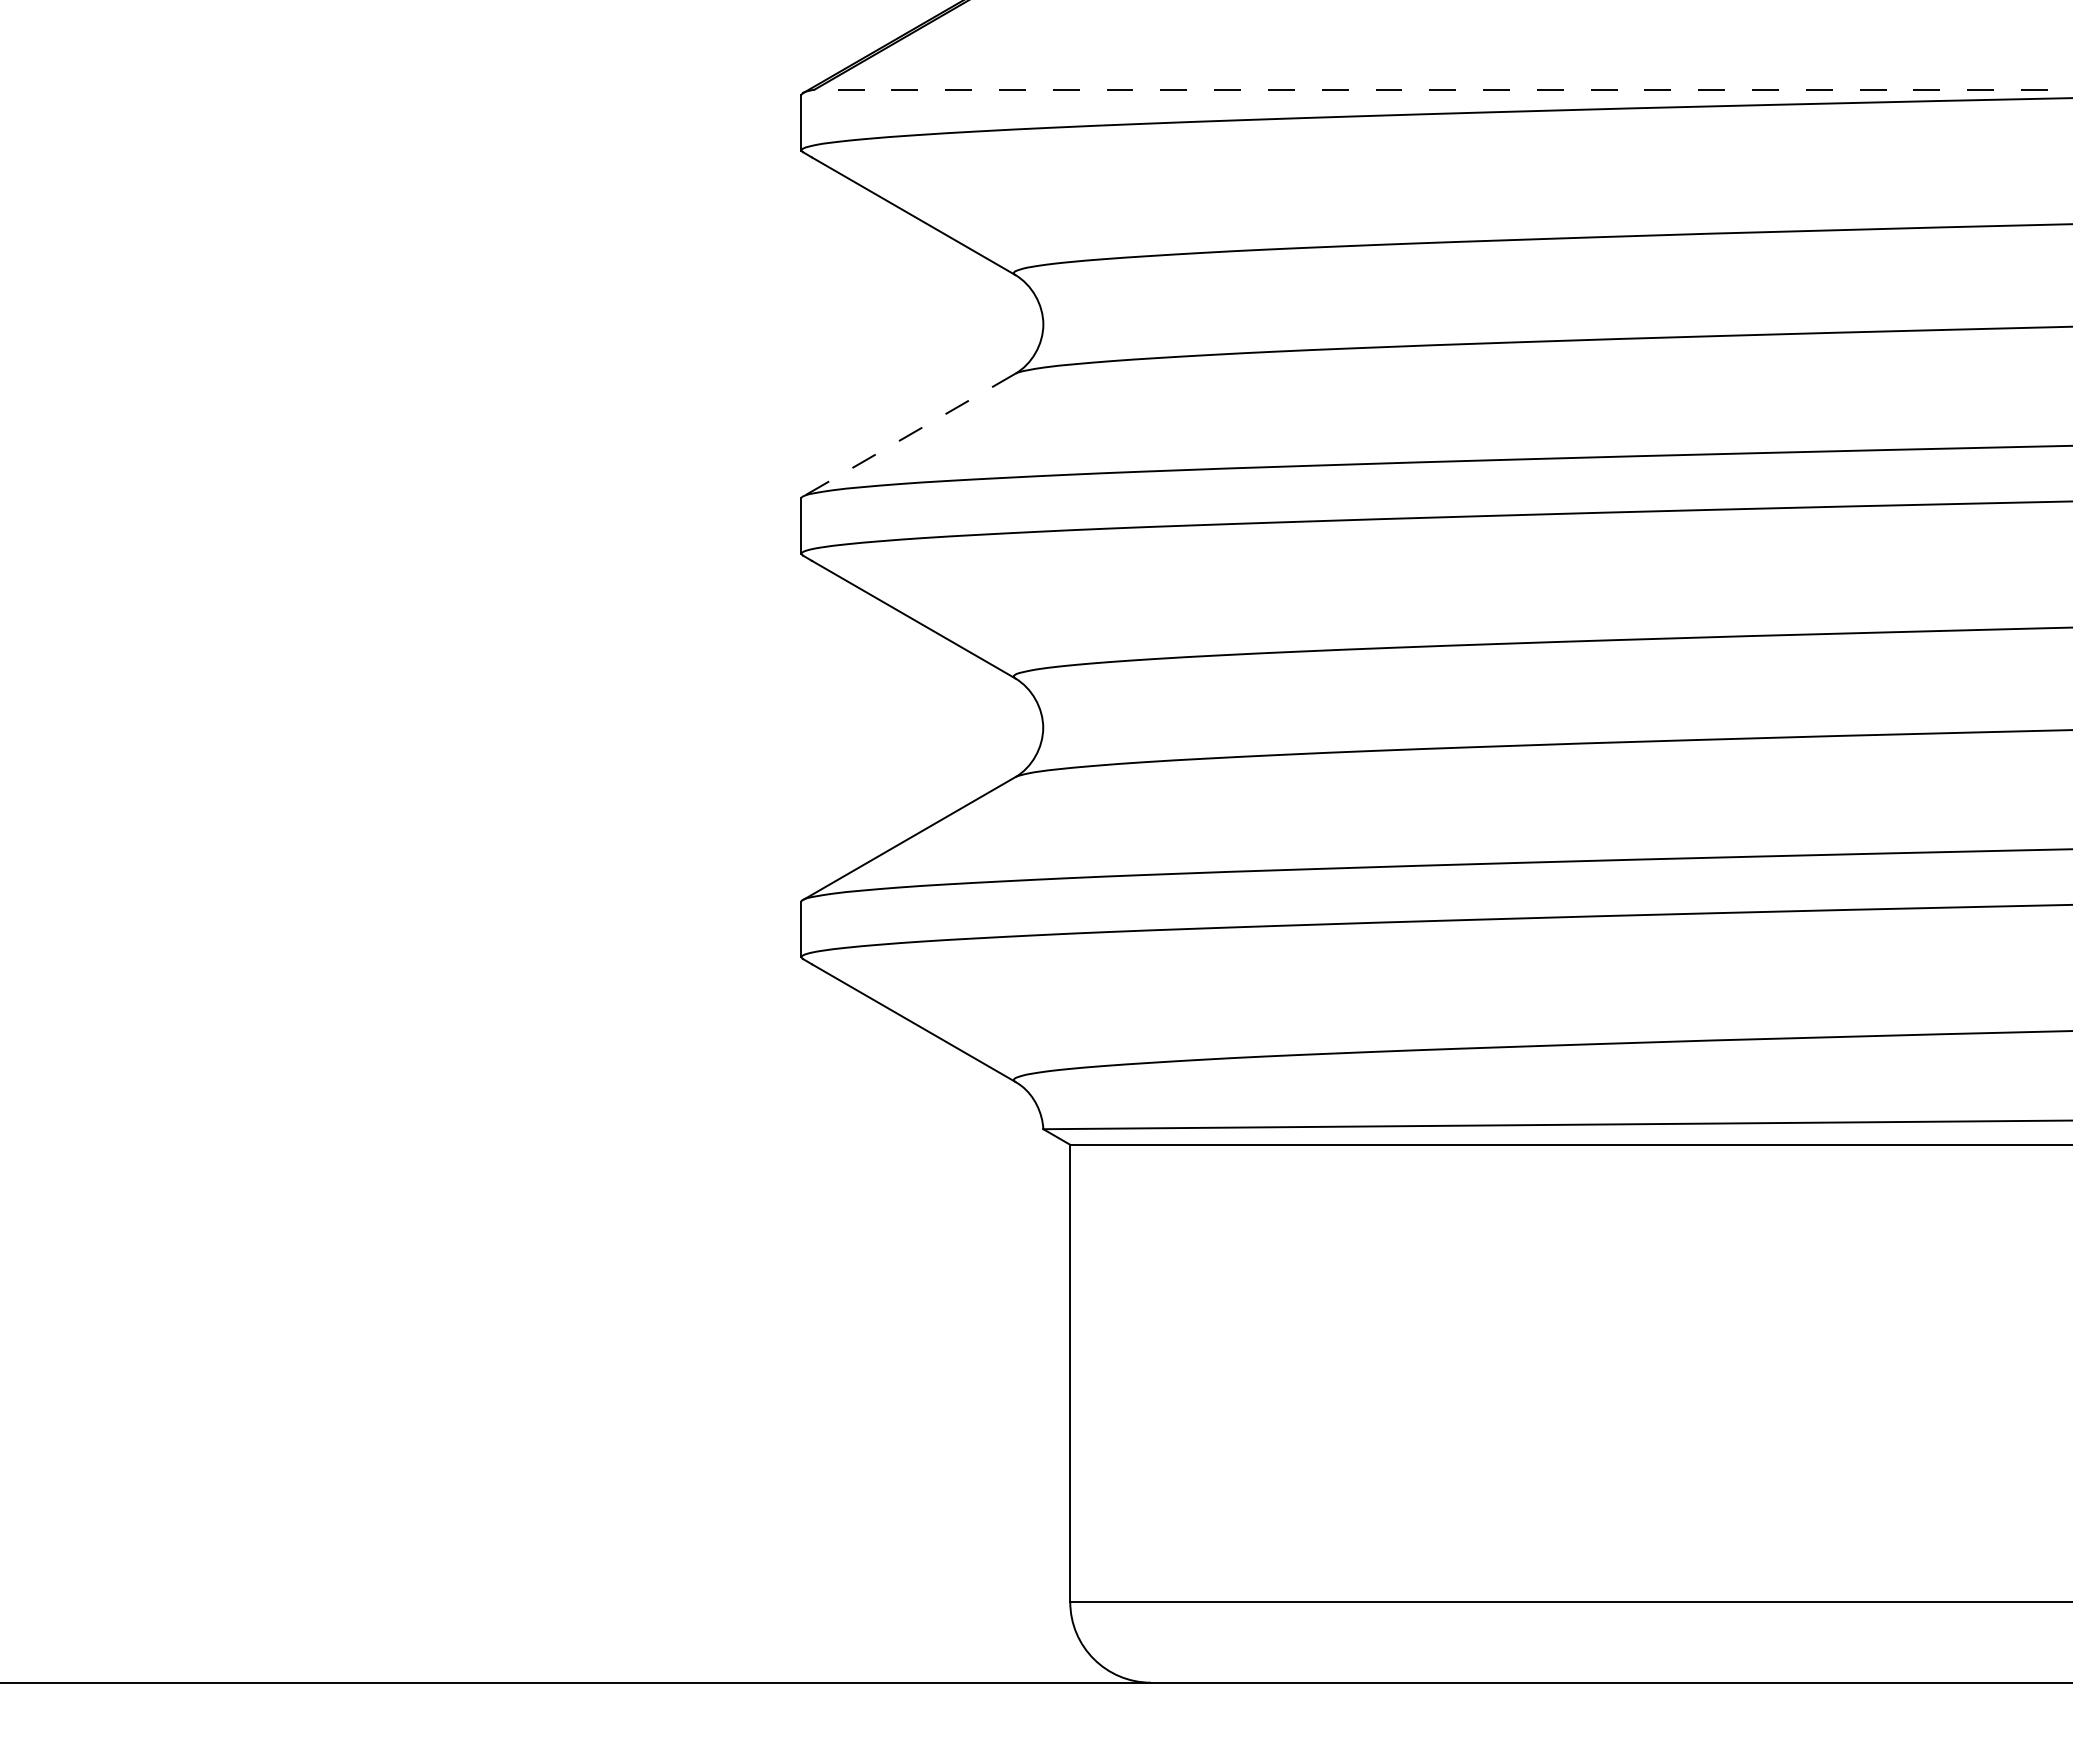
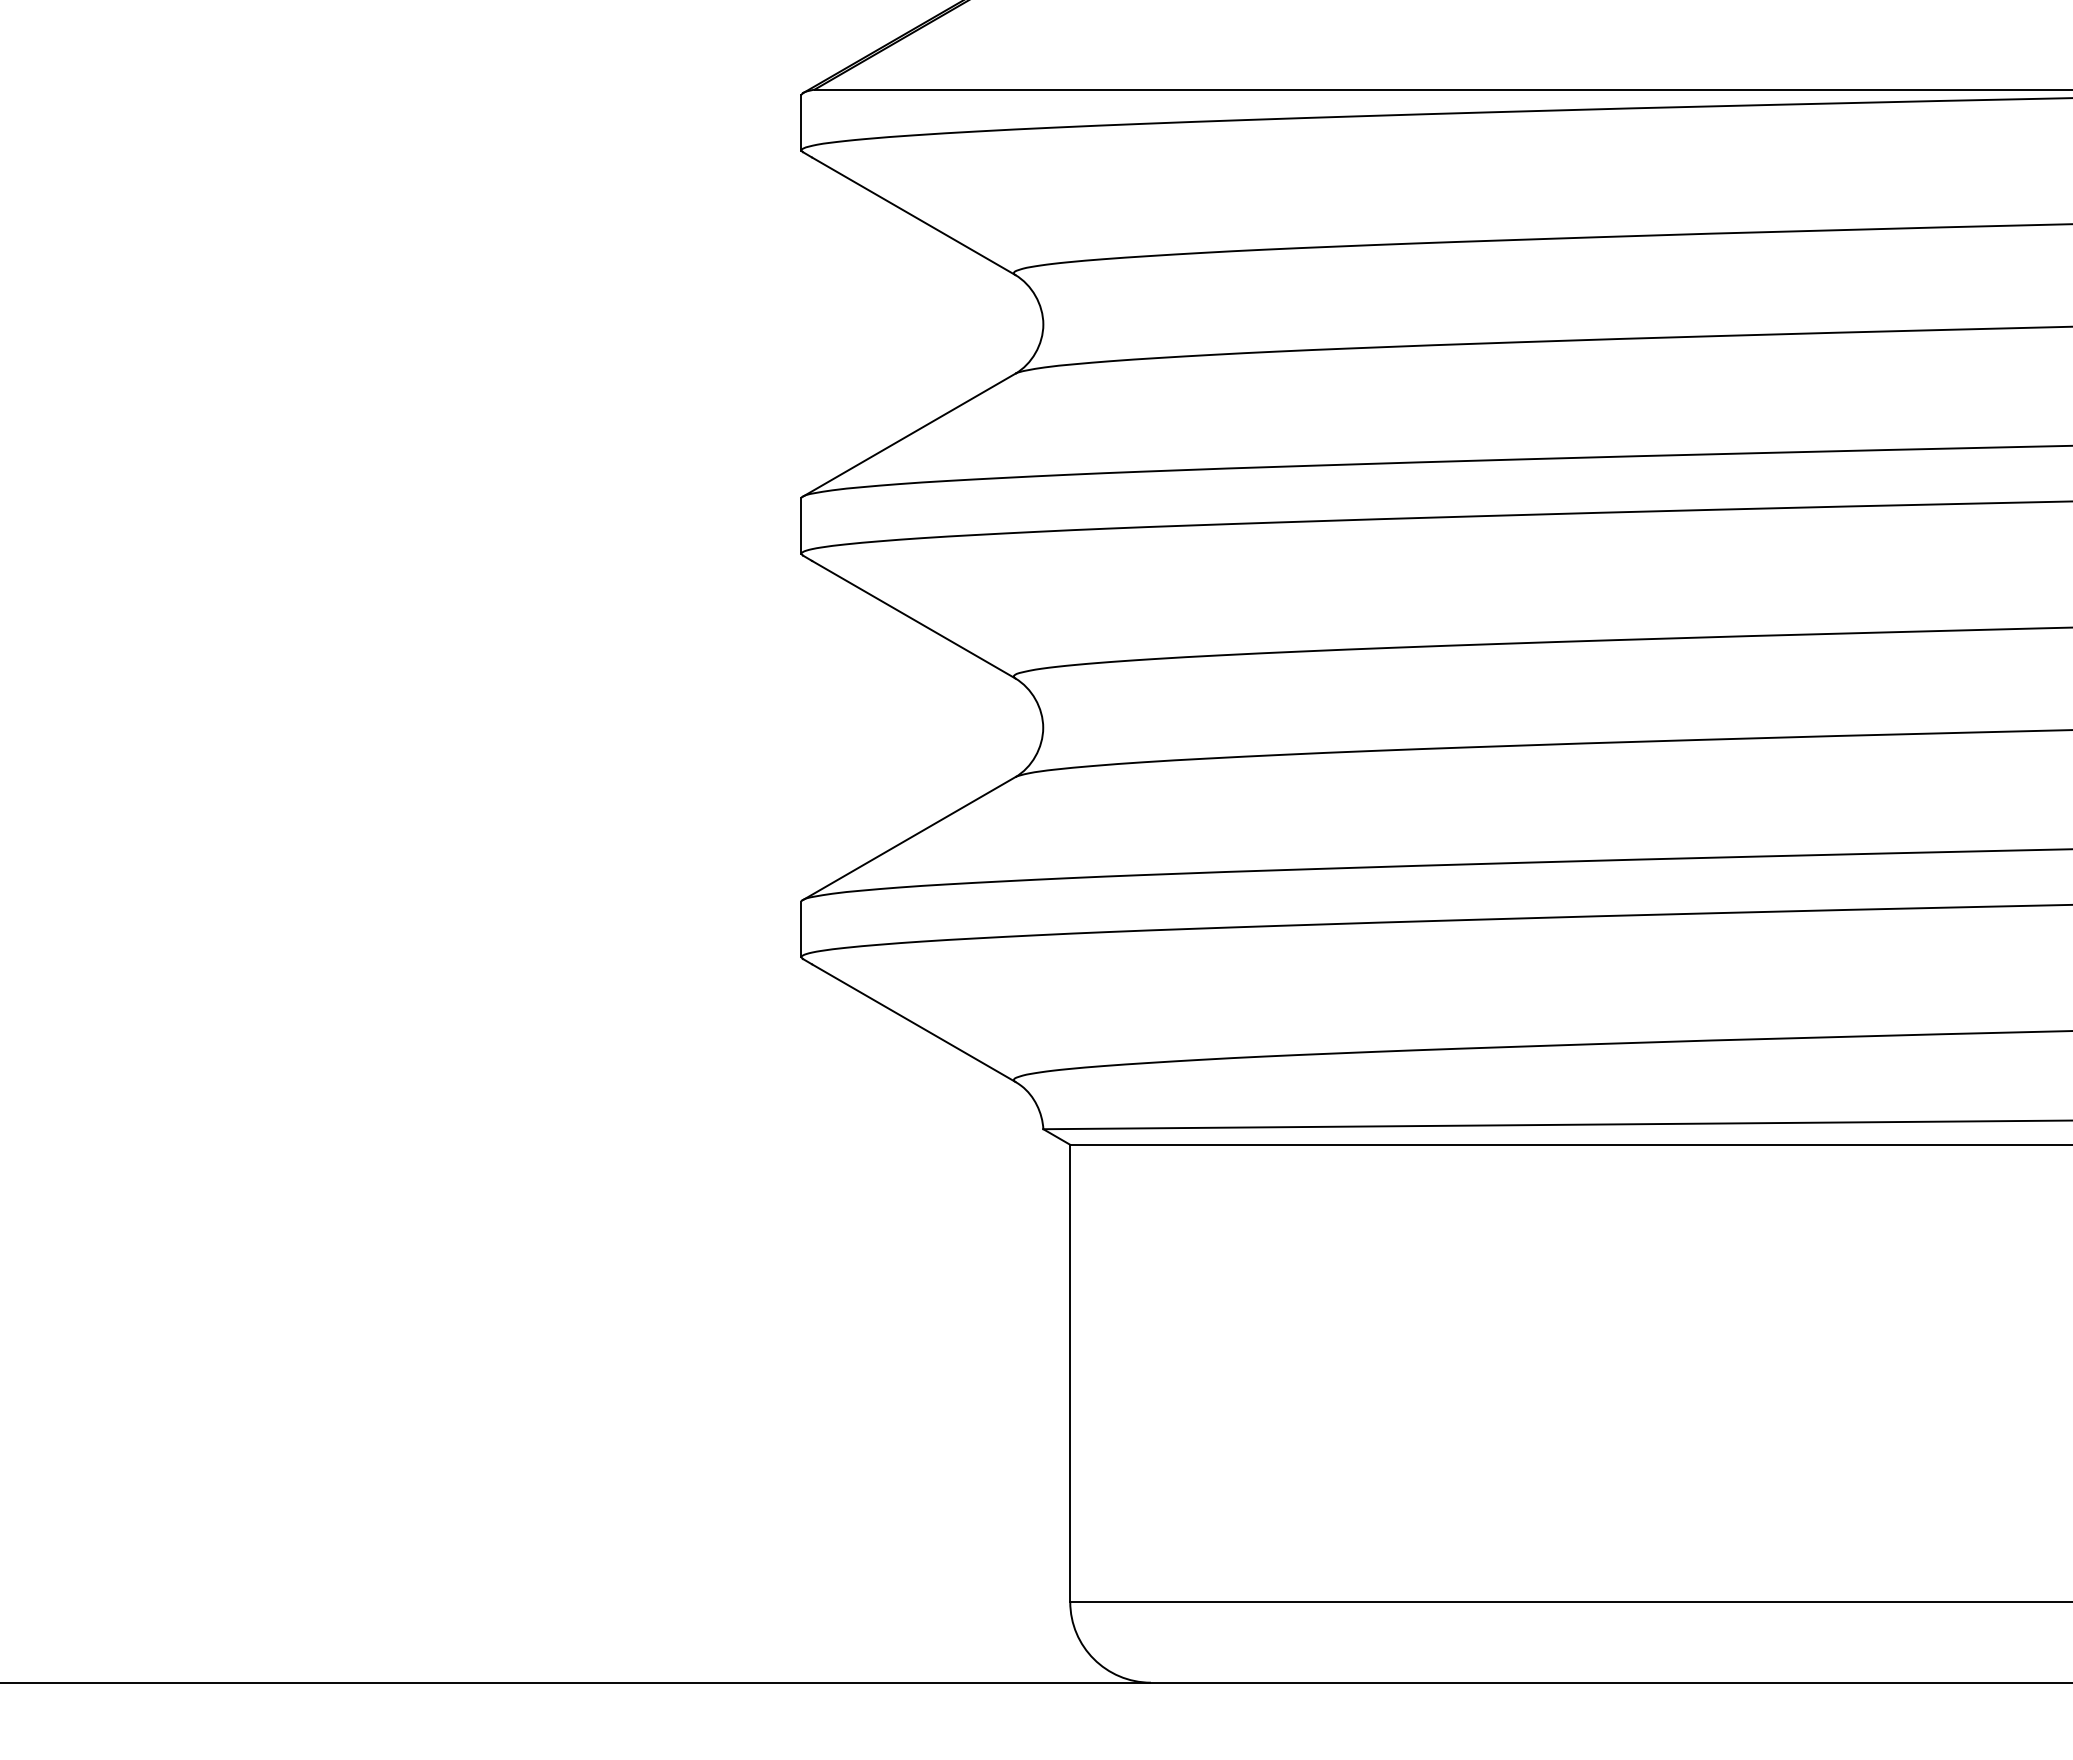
line: dashed -> solid (1443, 89)
line: dashed -> solid (909, 435)
